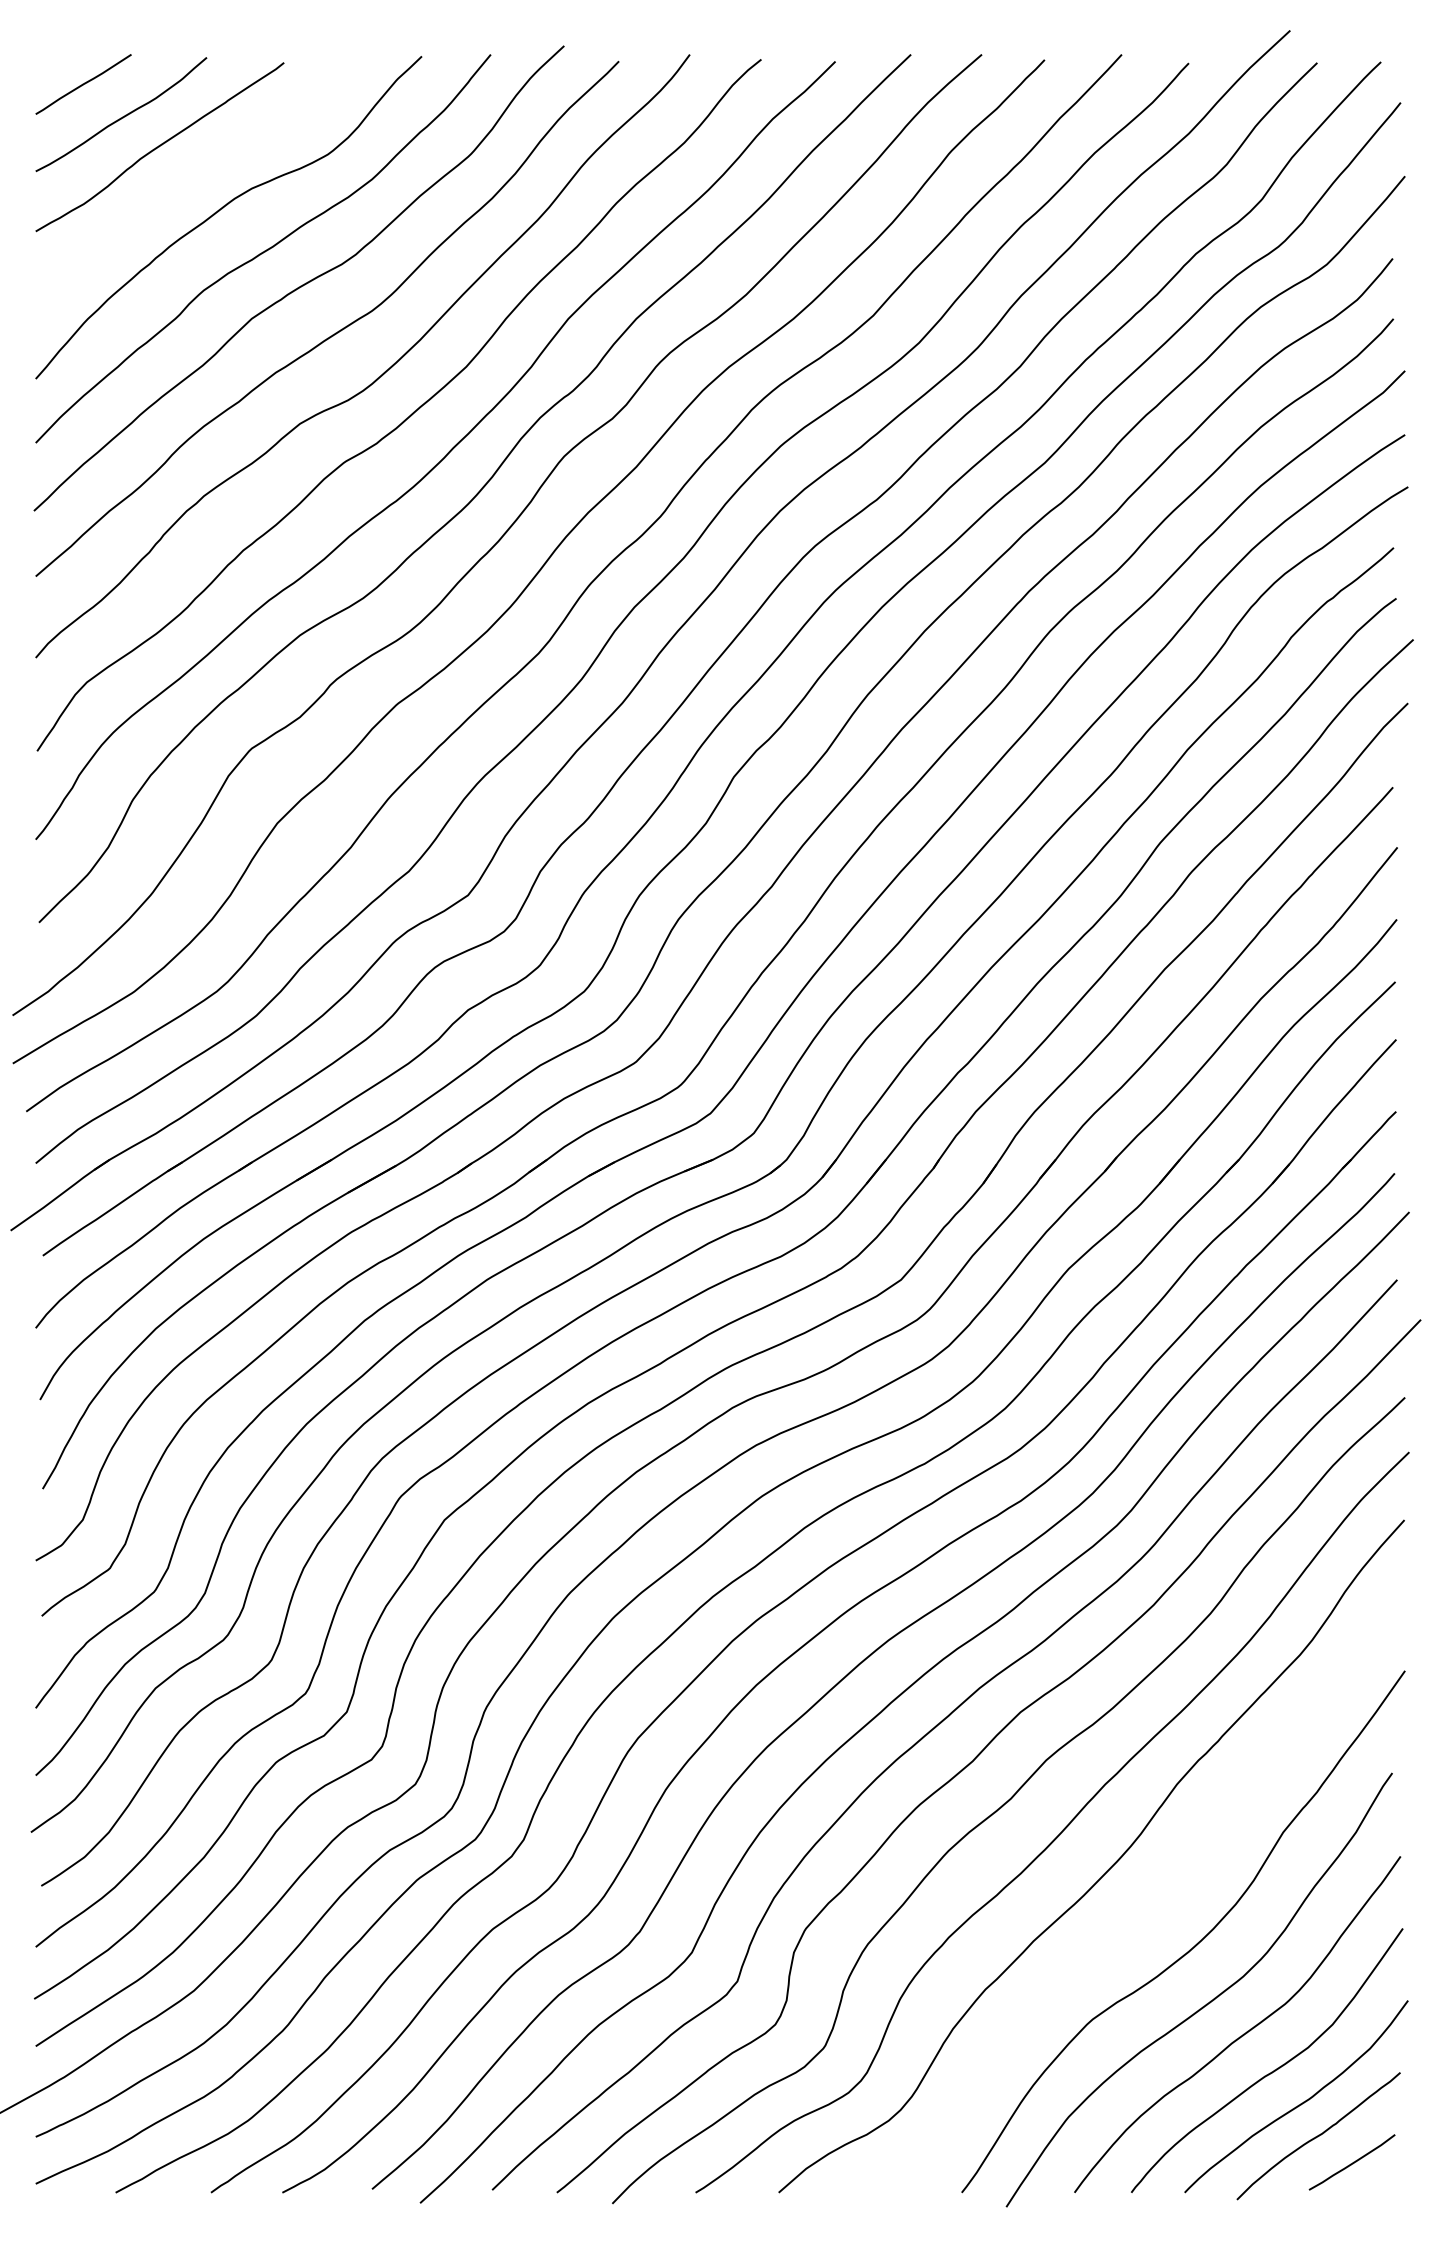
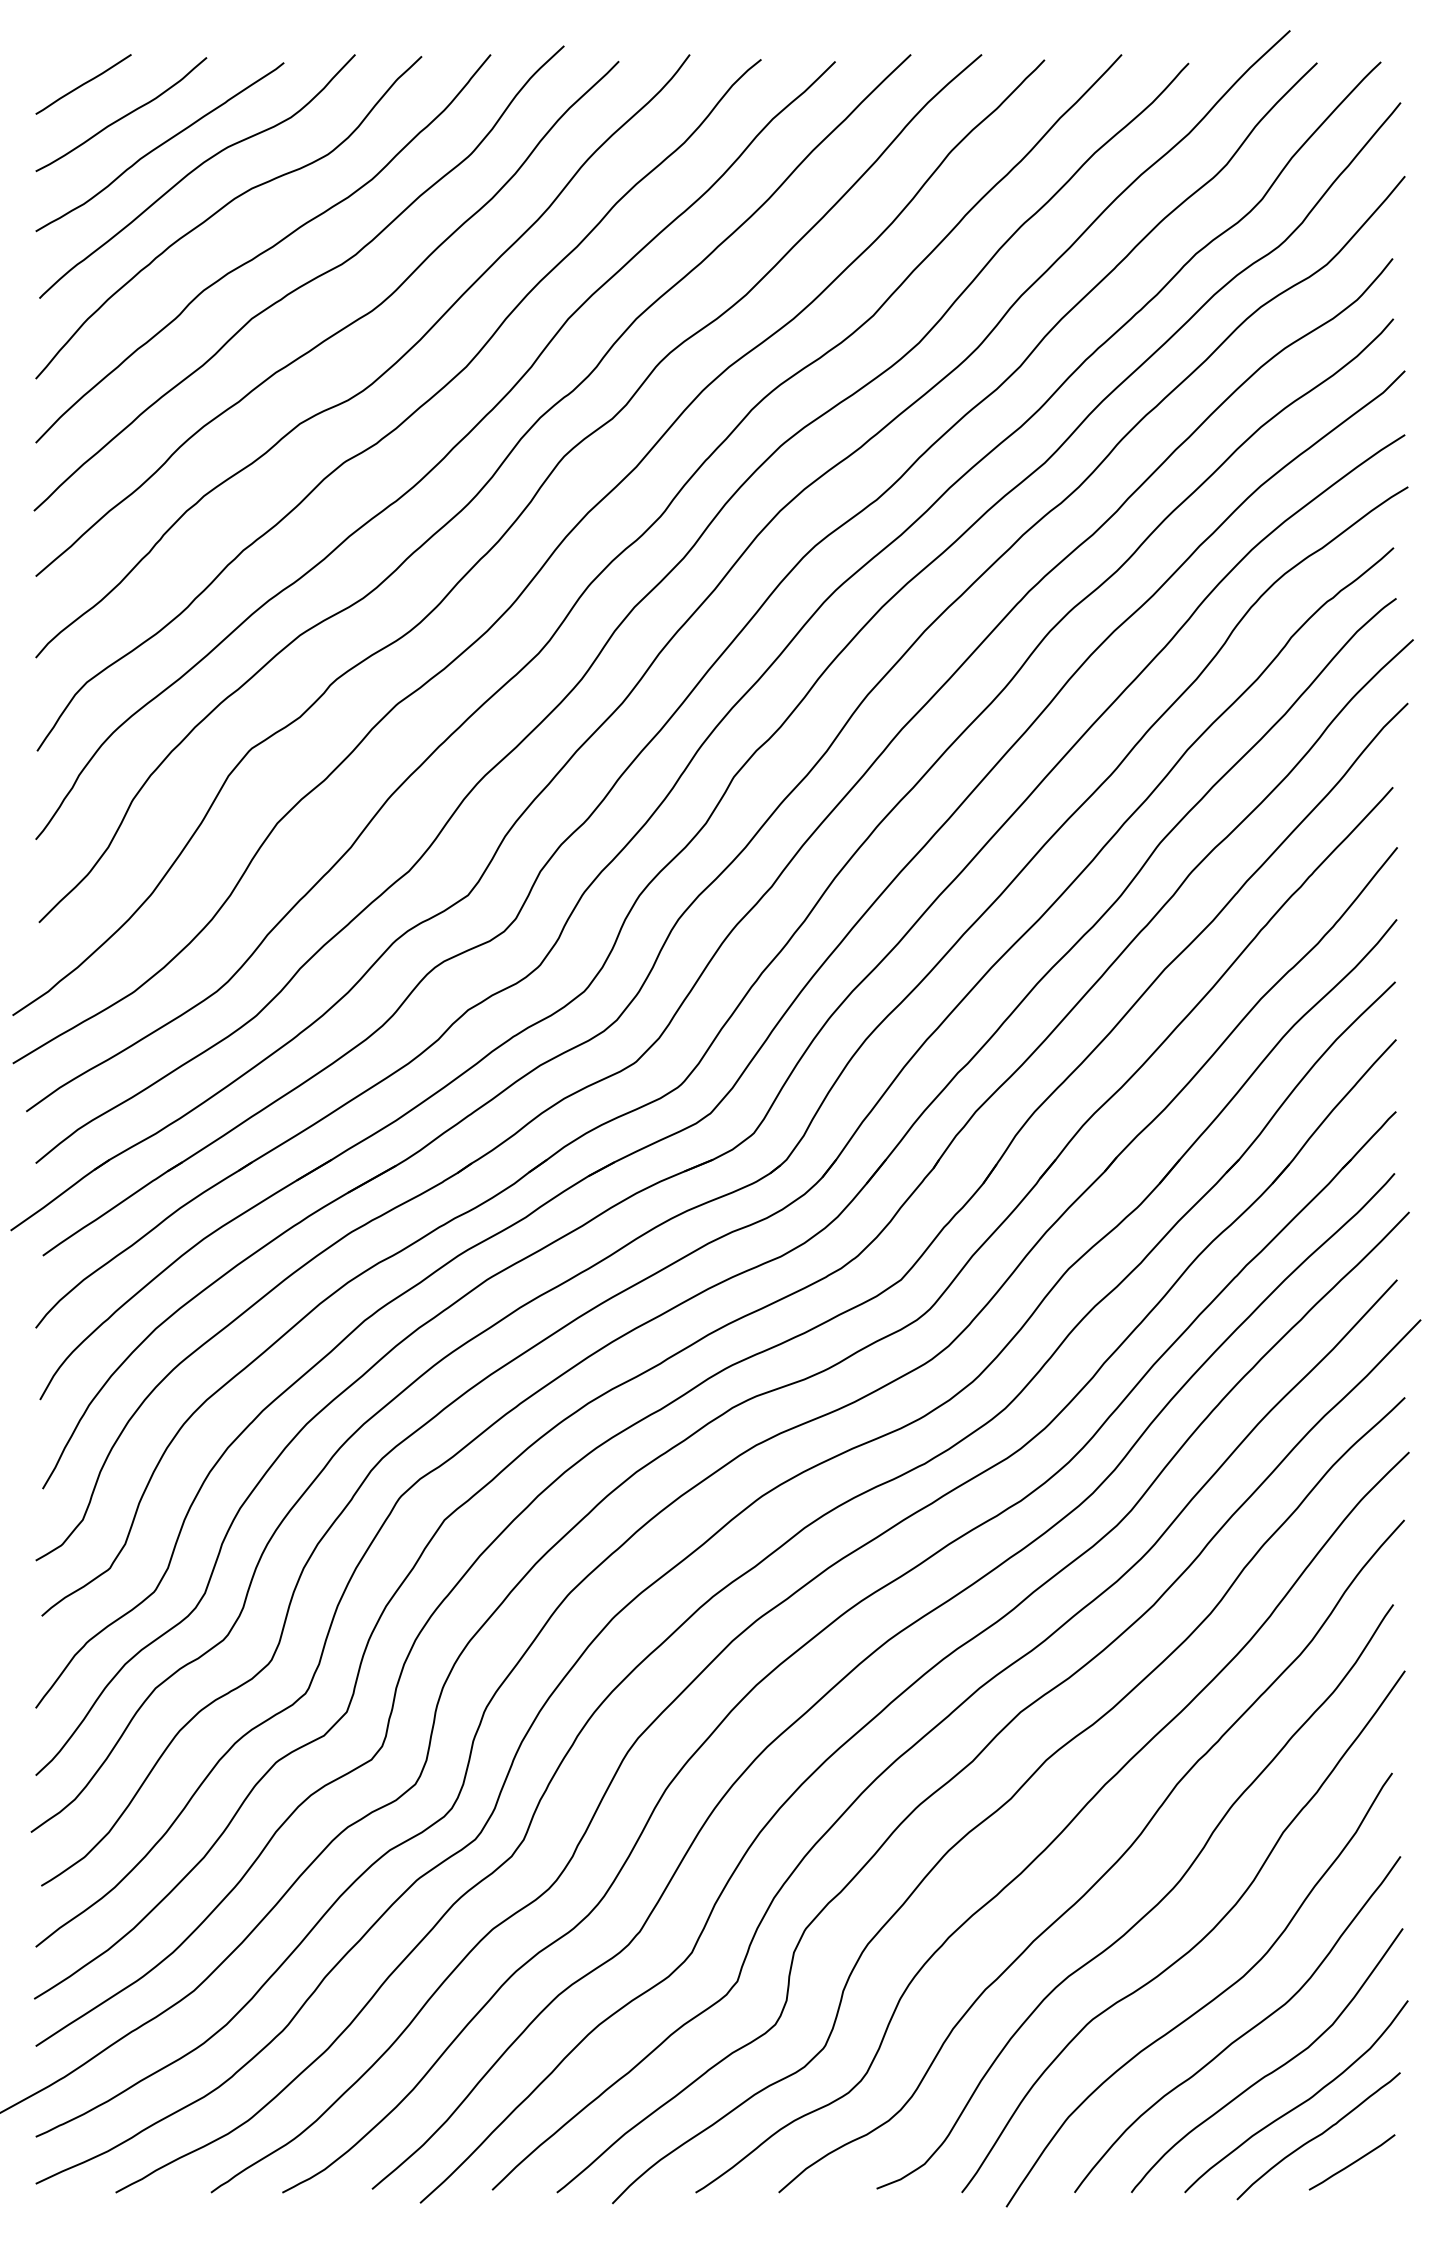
curve: none -> present (195, 170)
curve: none -> present (1149, 1910)
